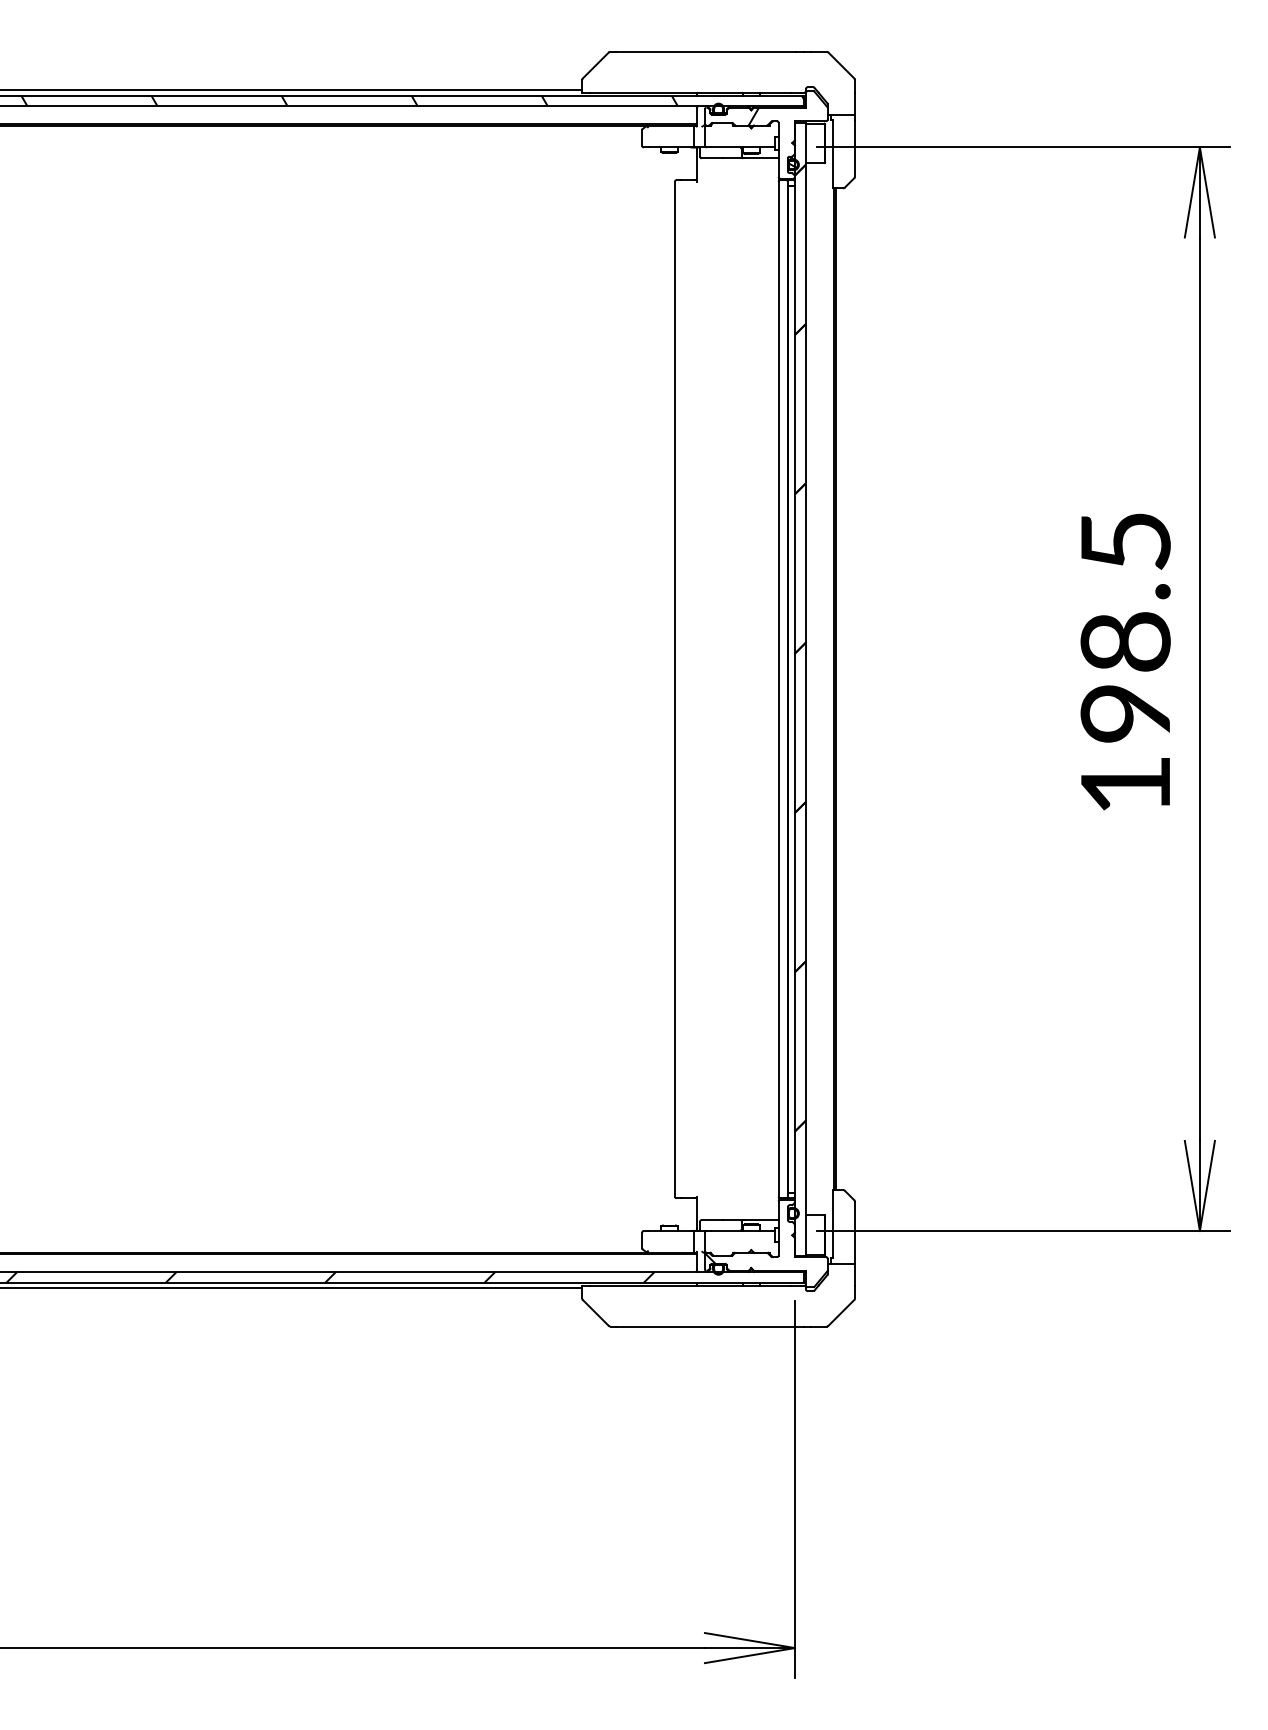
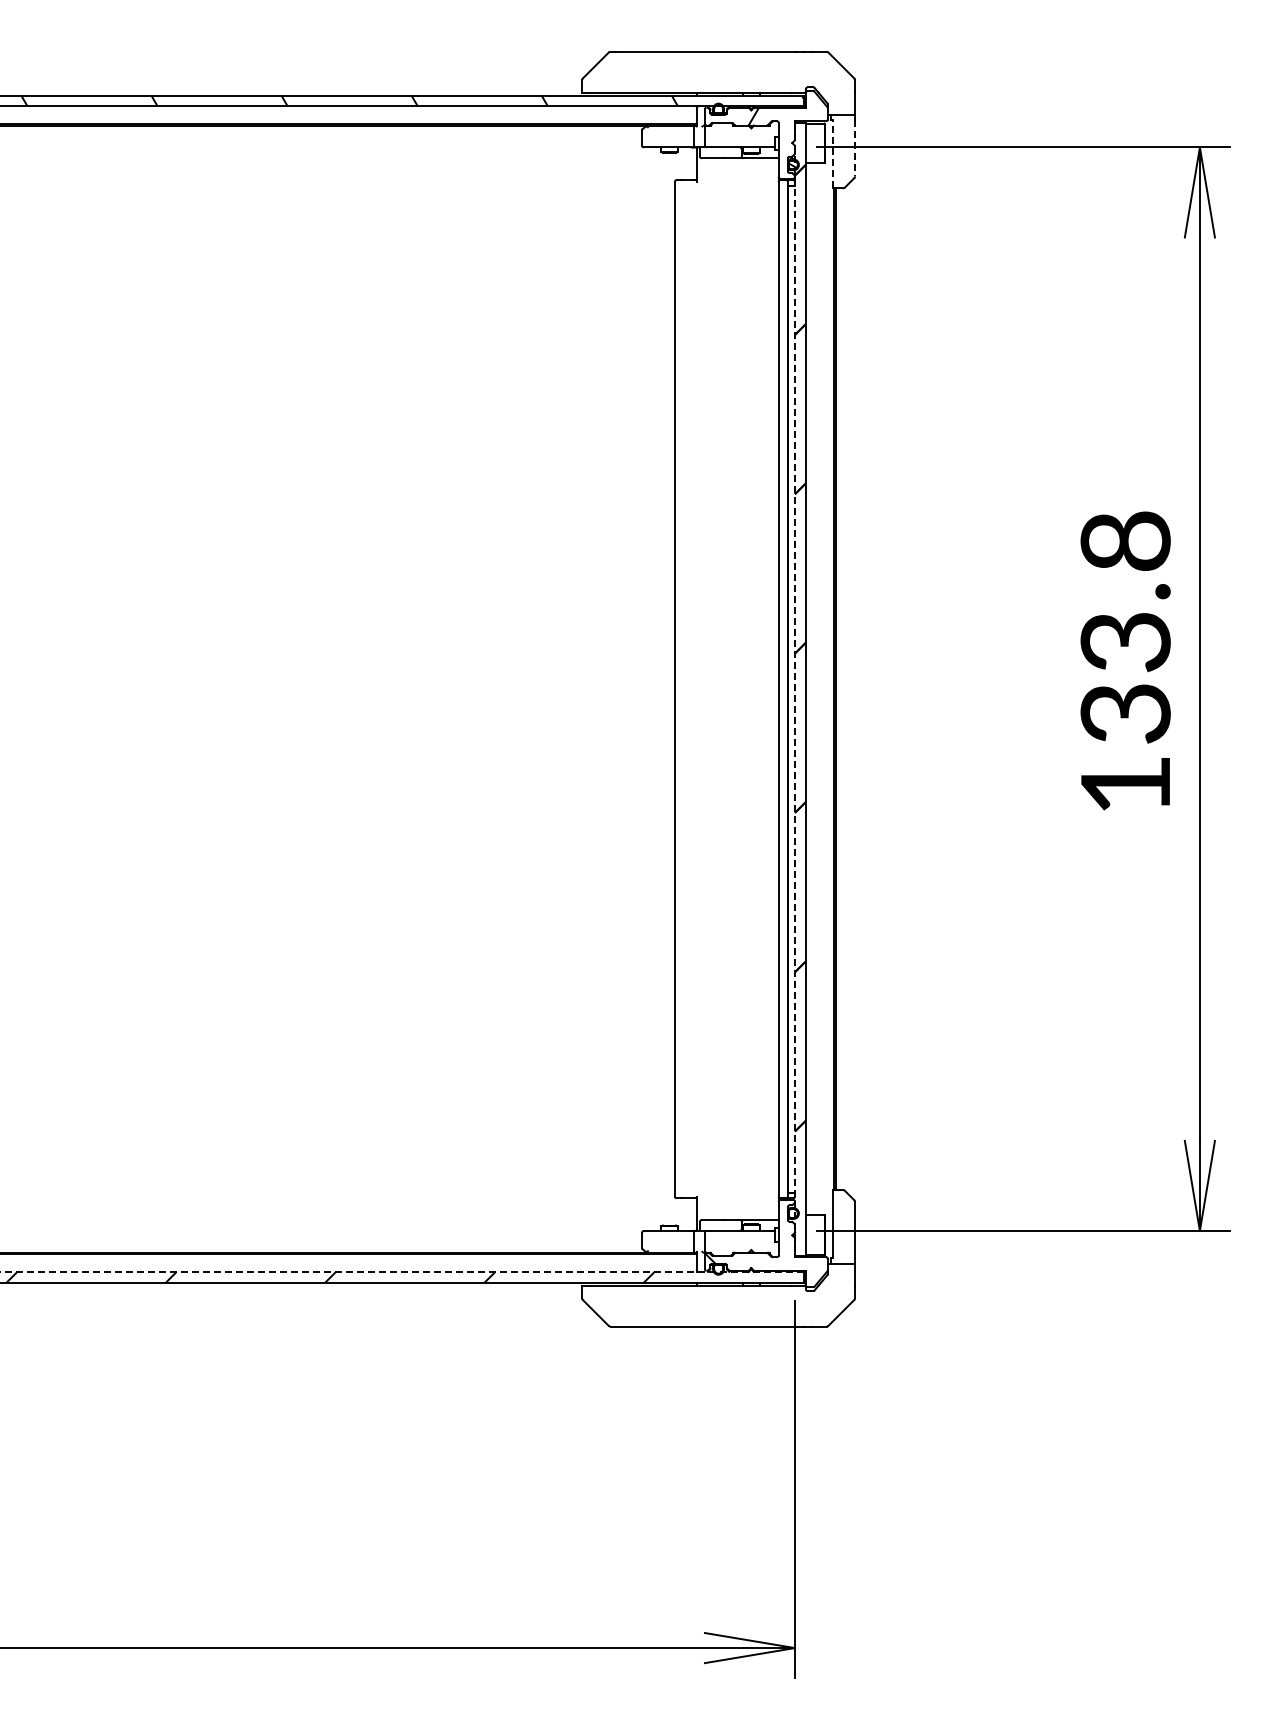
line: present -> none (292, 90)
line: solid -> dashed (855, 148)
line: solid -> dashed (832, 153)
text: 198.5 -> 133.8 (1125, 627)
line: solid -> dashed (795, 689)
line: solid -> dashed (402, 1271)
line: present -> none (292, 1288)
